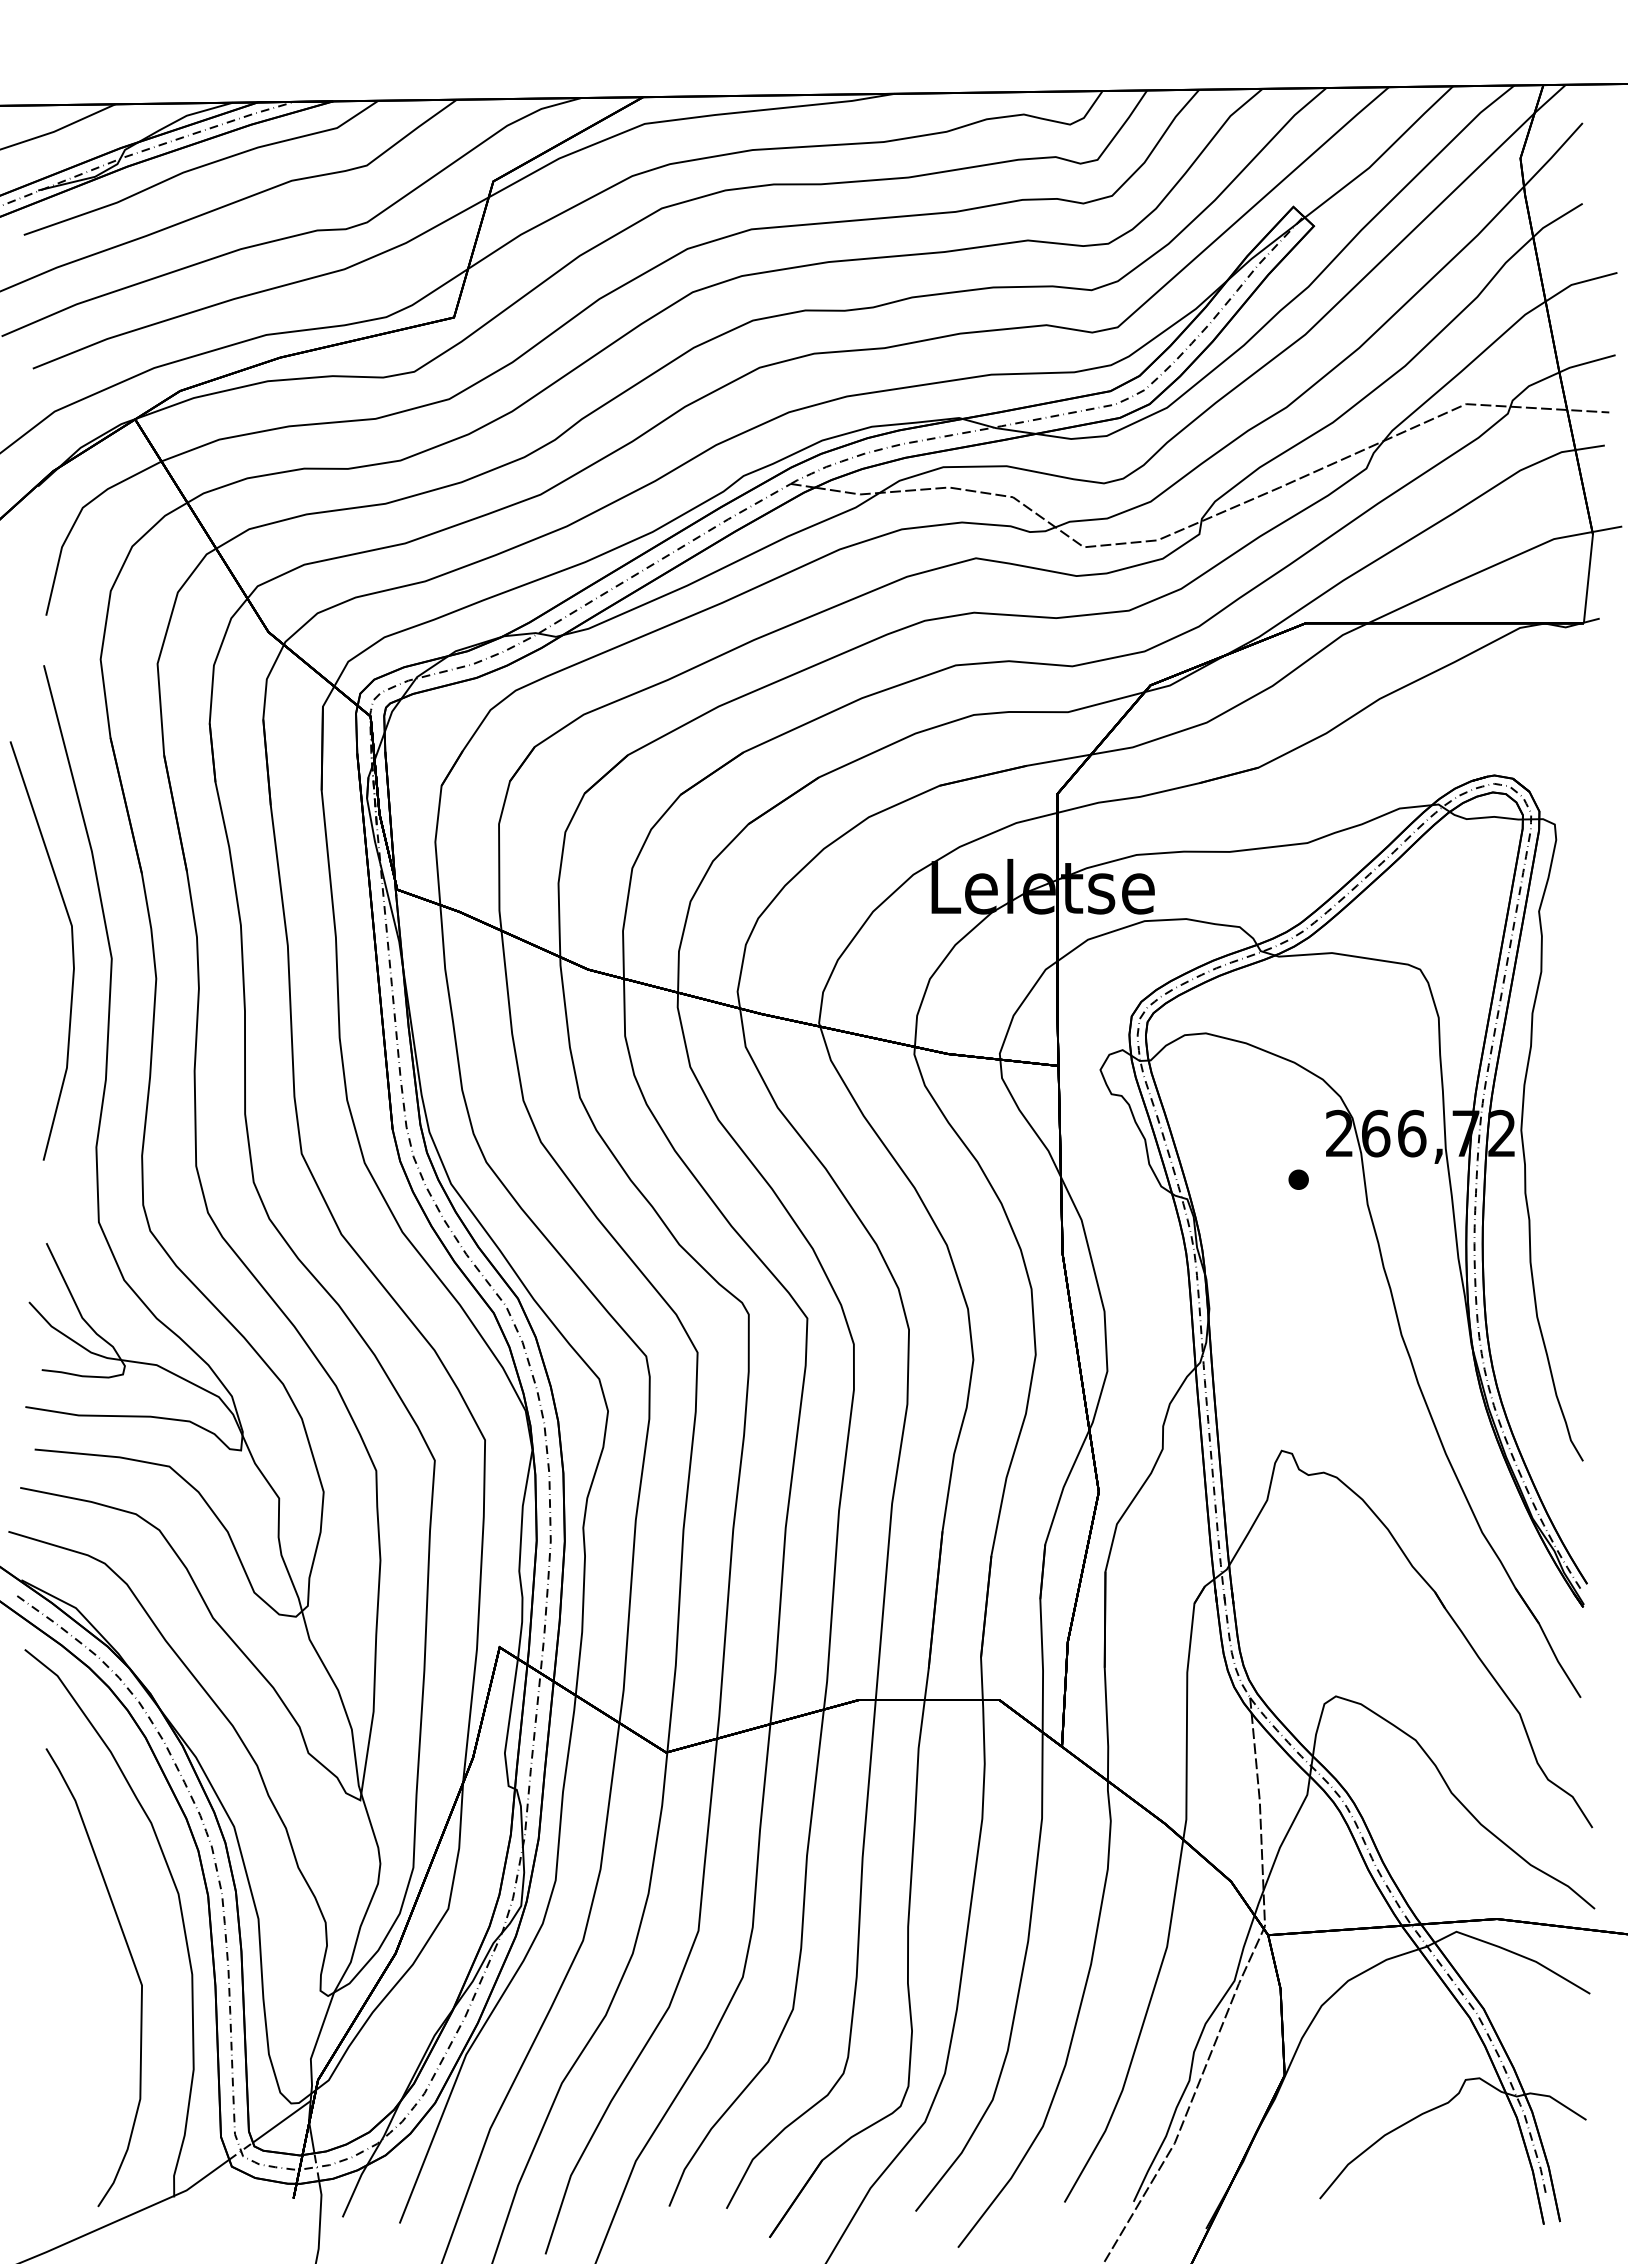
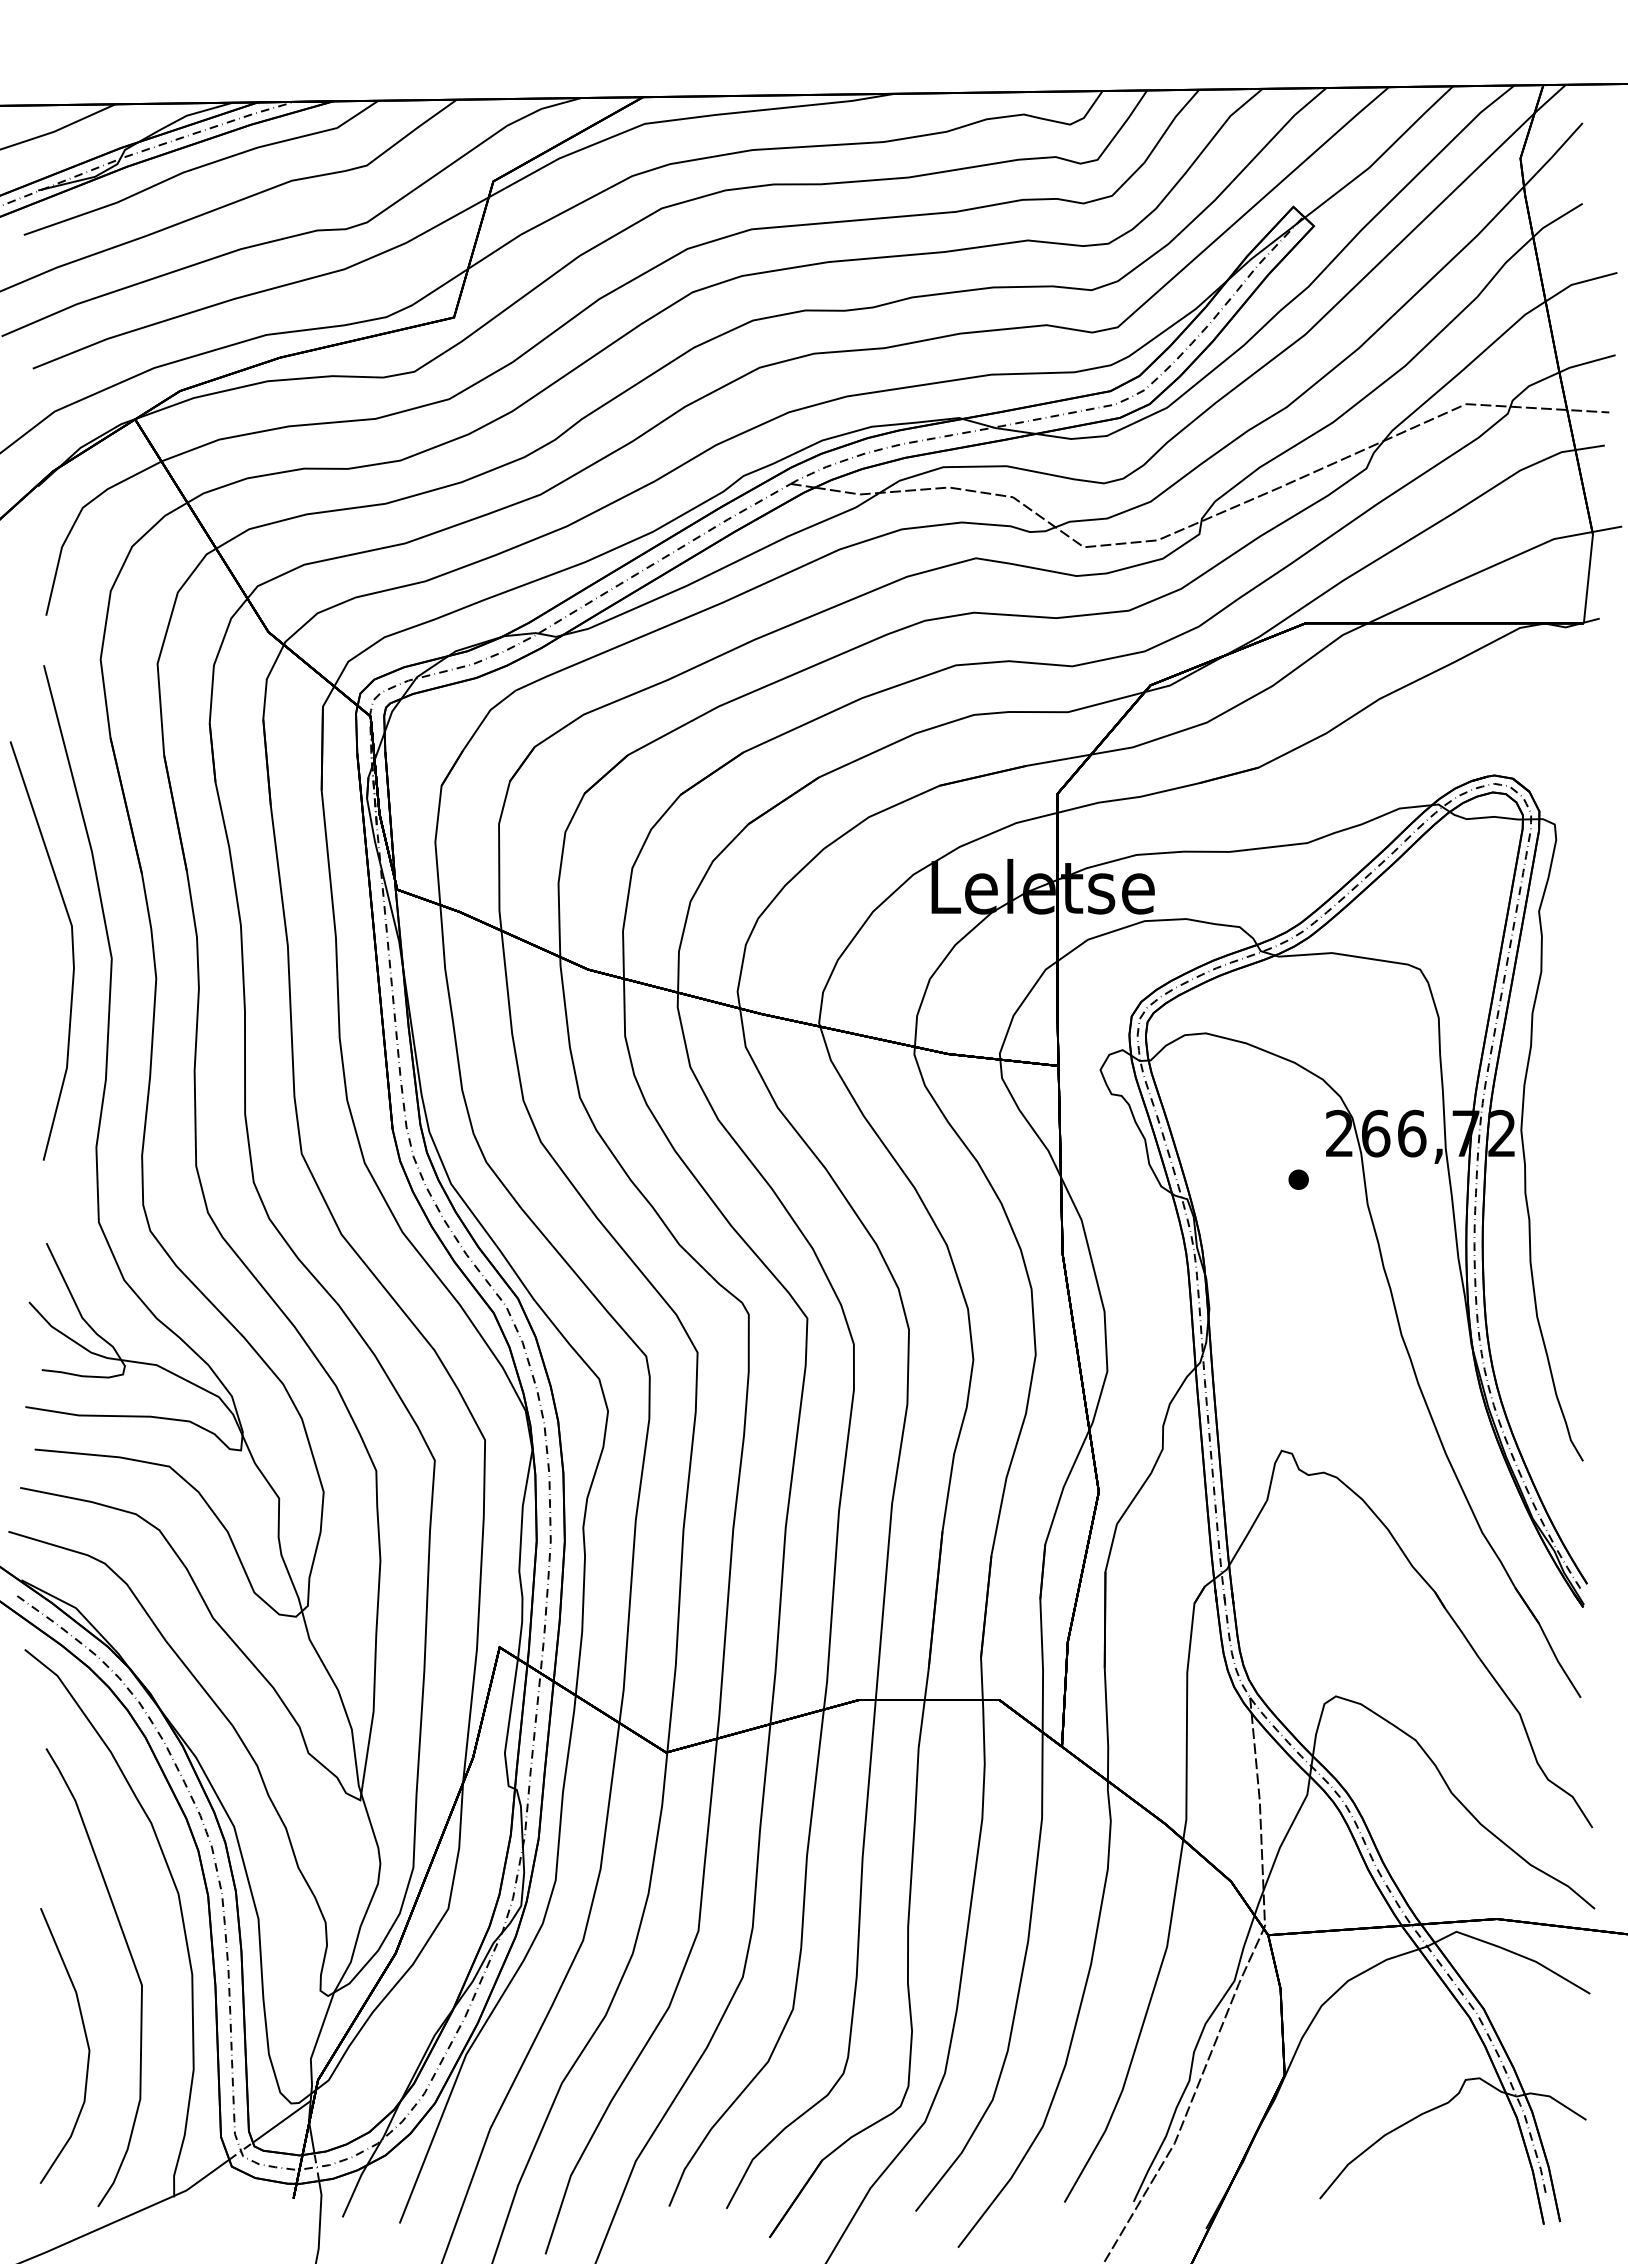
curve: none -> present (85, 2038)
